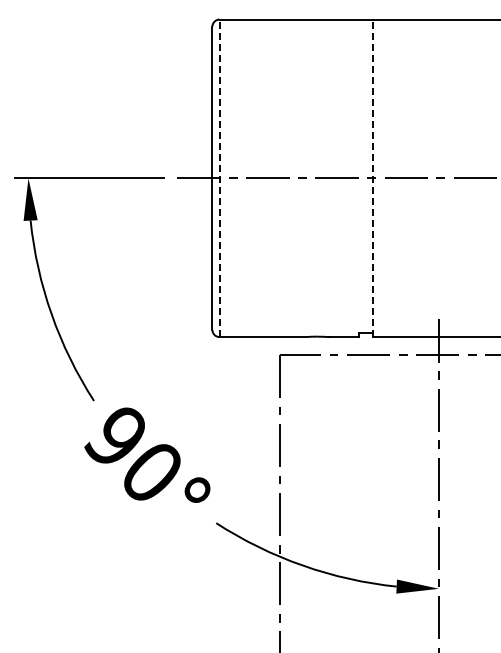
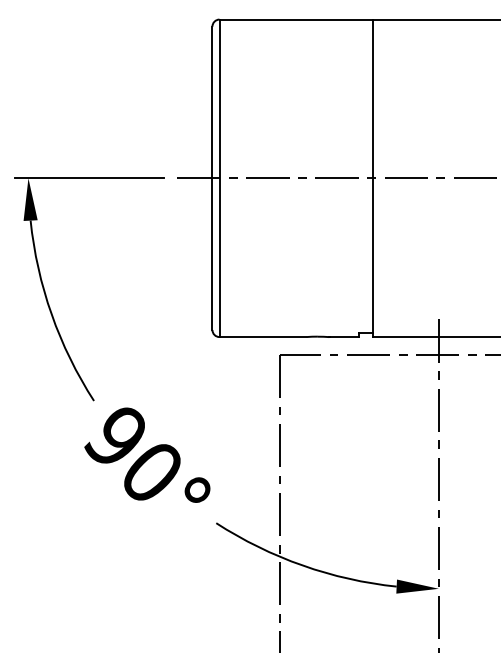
line: dashed -> solid (219, 178)
line: dashed -> solid (373, 178)
